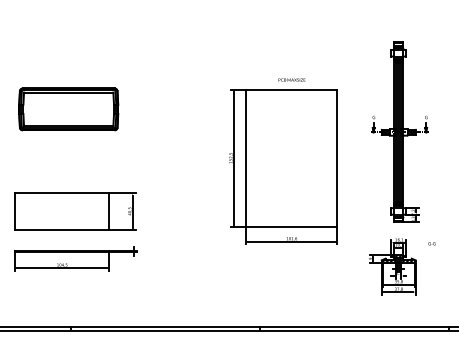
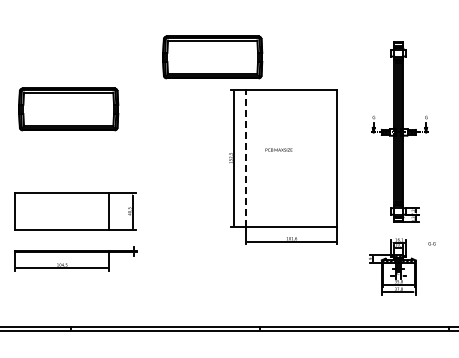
part: none -> present (212, 57)
text position: (291, 79) -> (278, 149) (278, 149)
line: solid -> dashed (245, 158)
